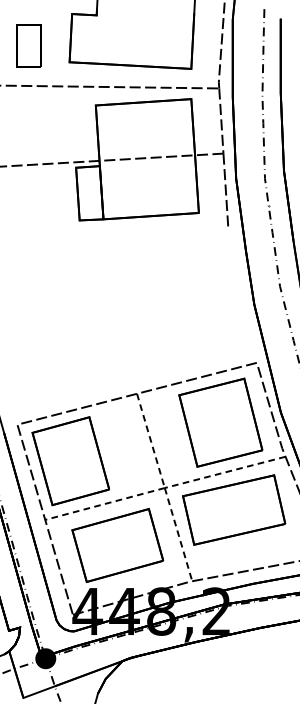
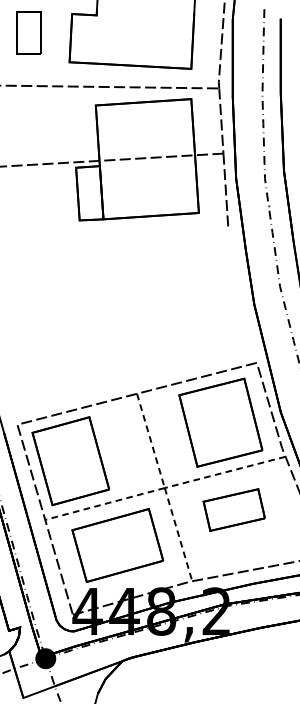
part position: (28, 45) -> (28, 32) (28, 32)
part size: 105x72 px -> 64x44 px (233, 509)
